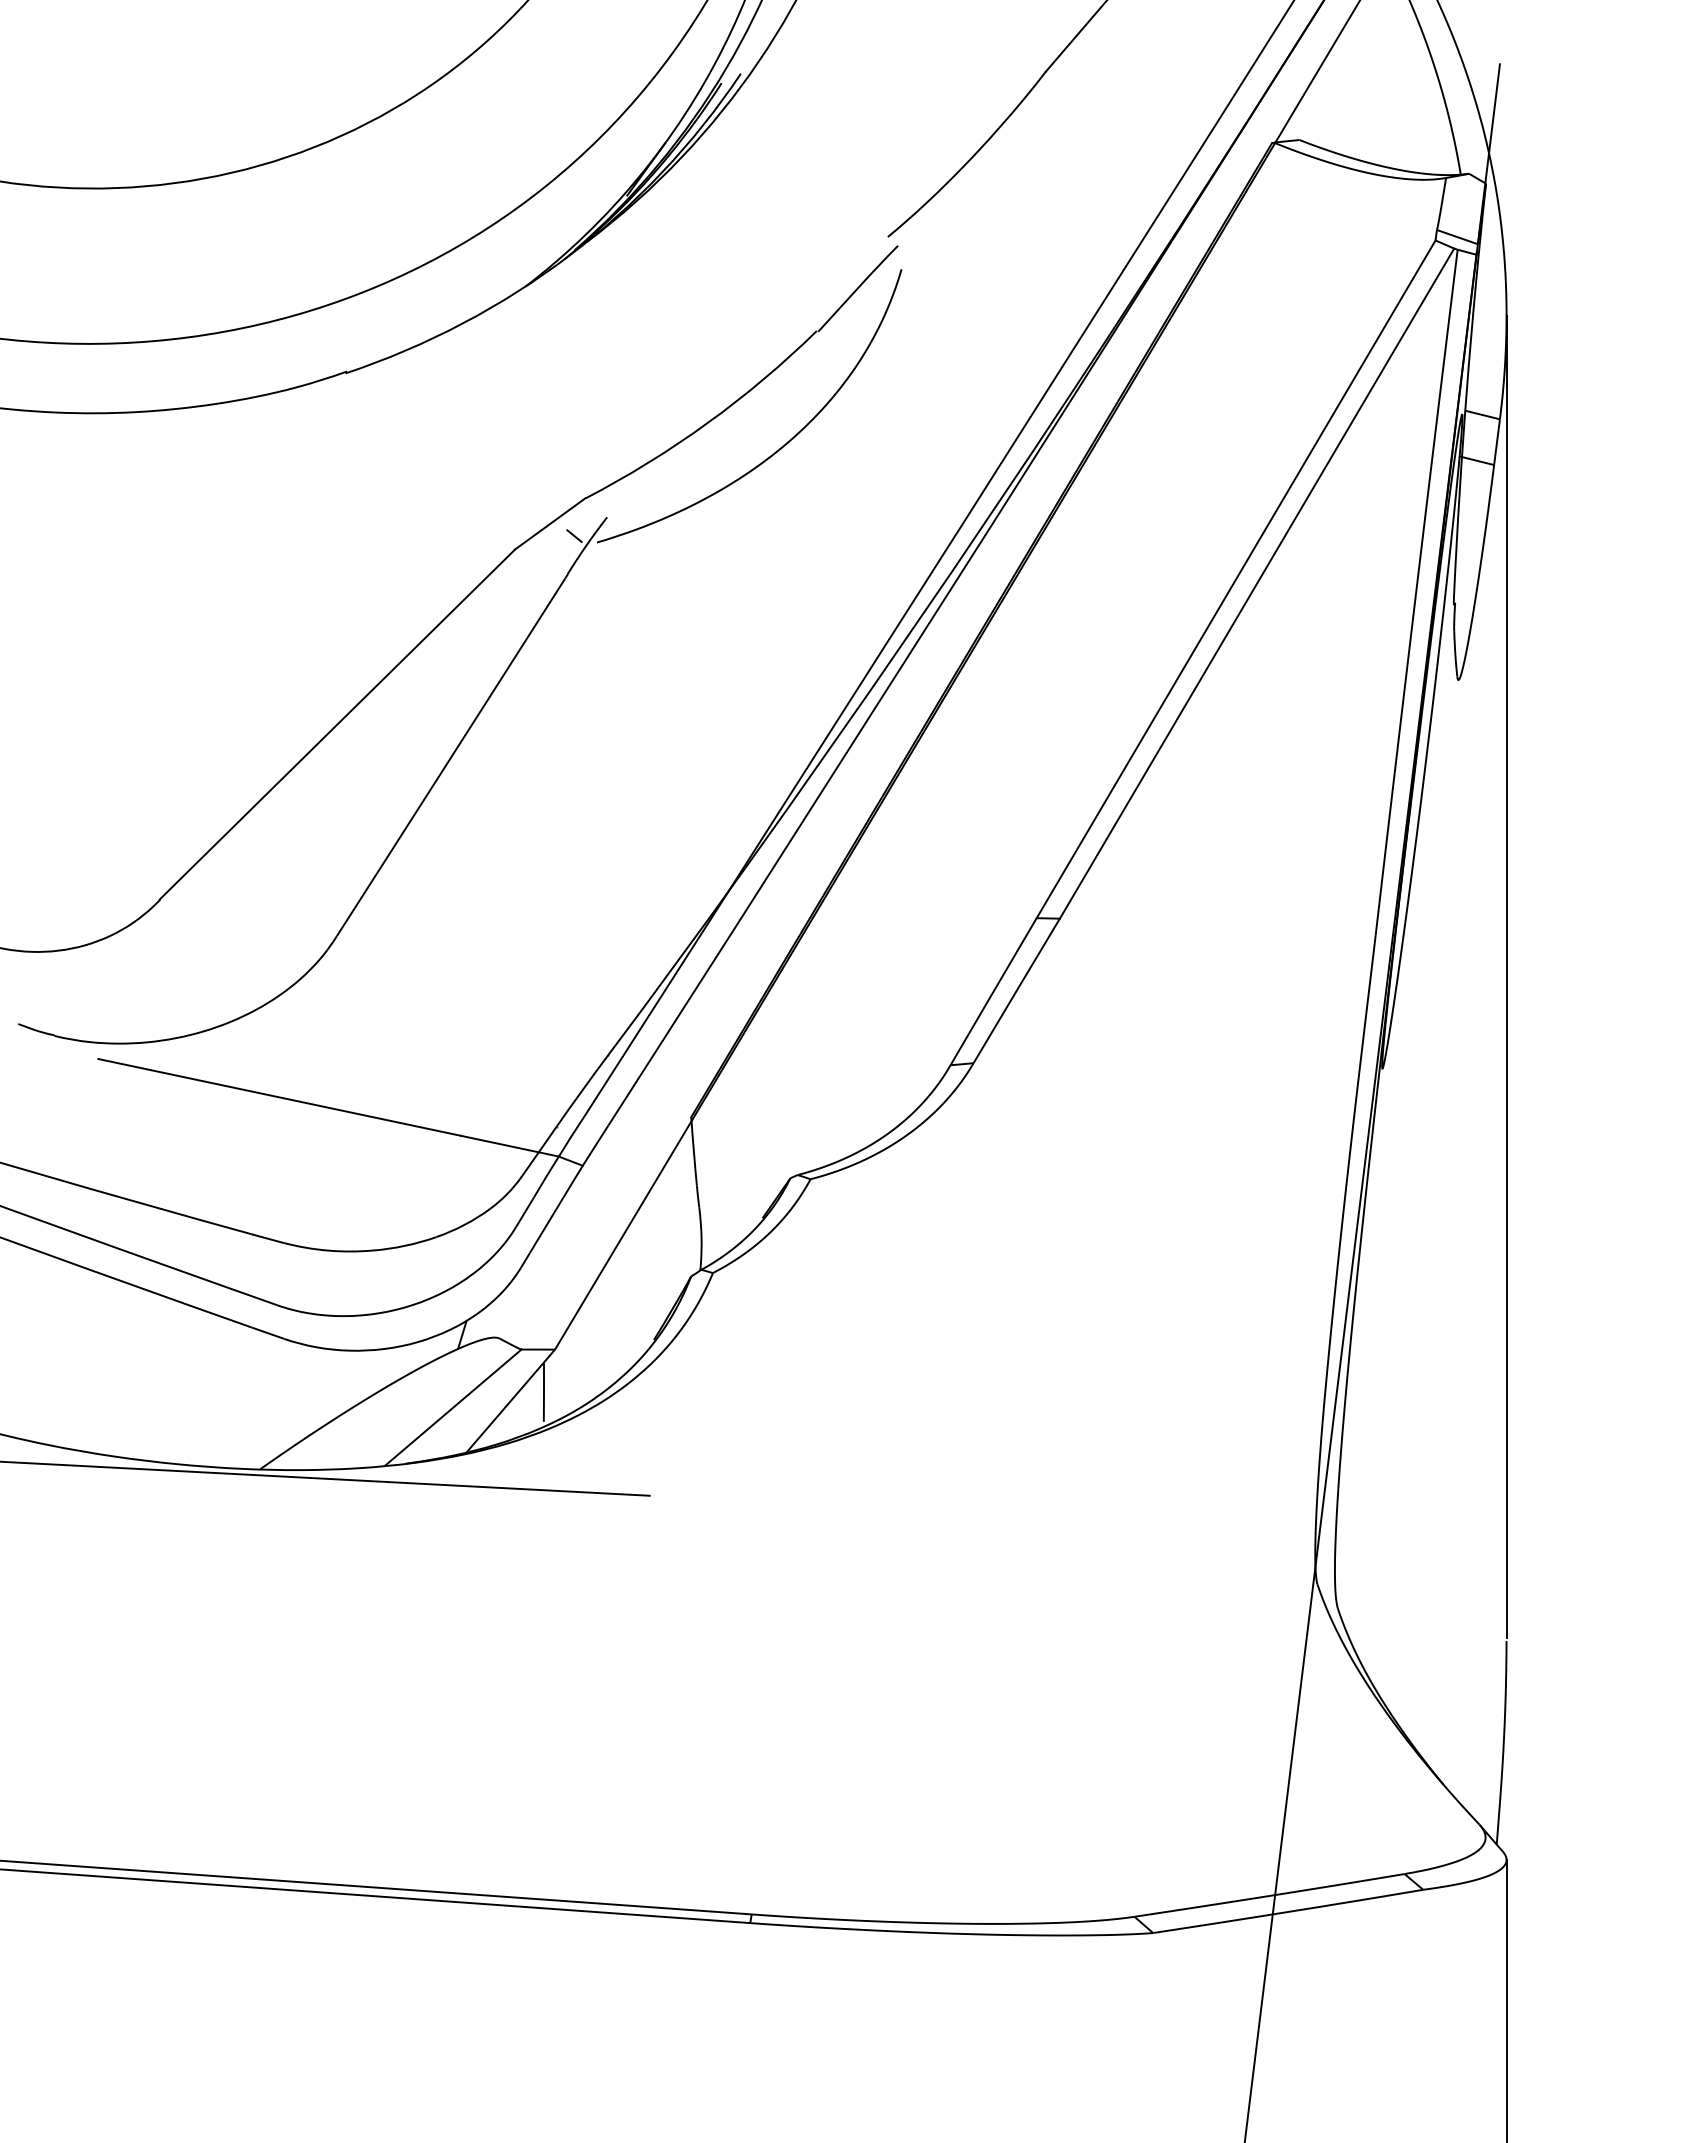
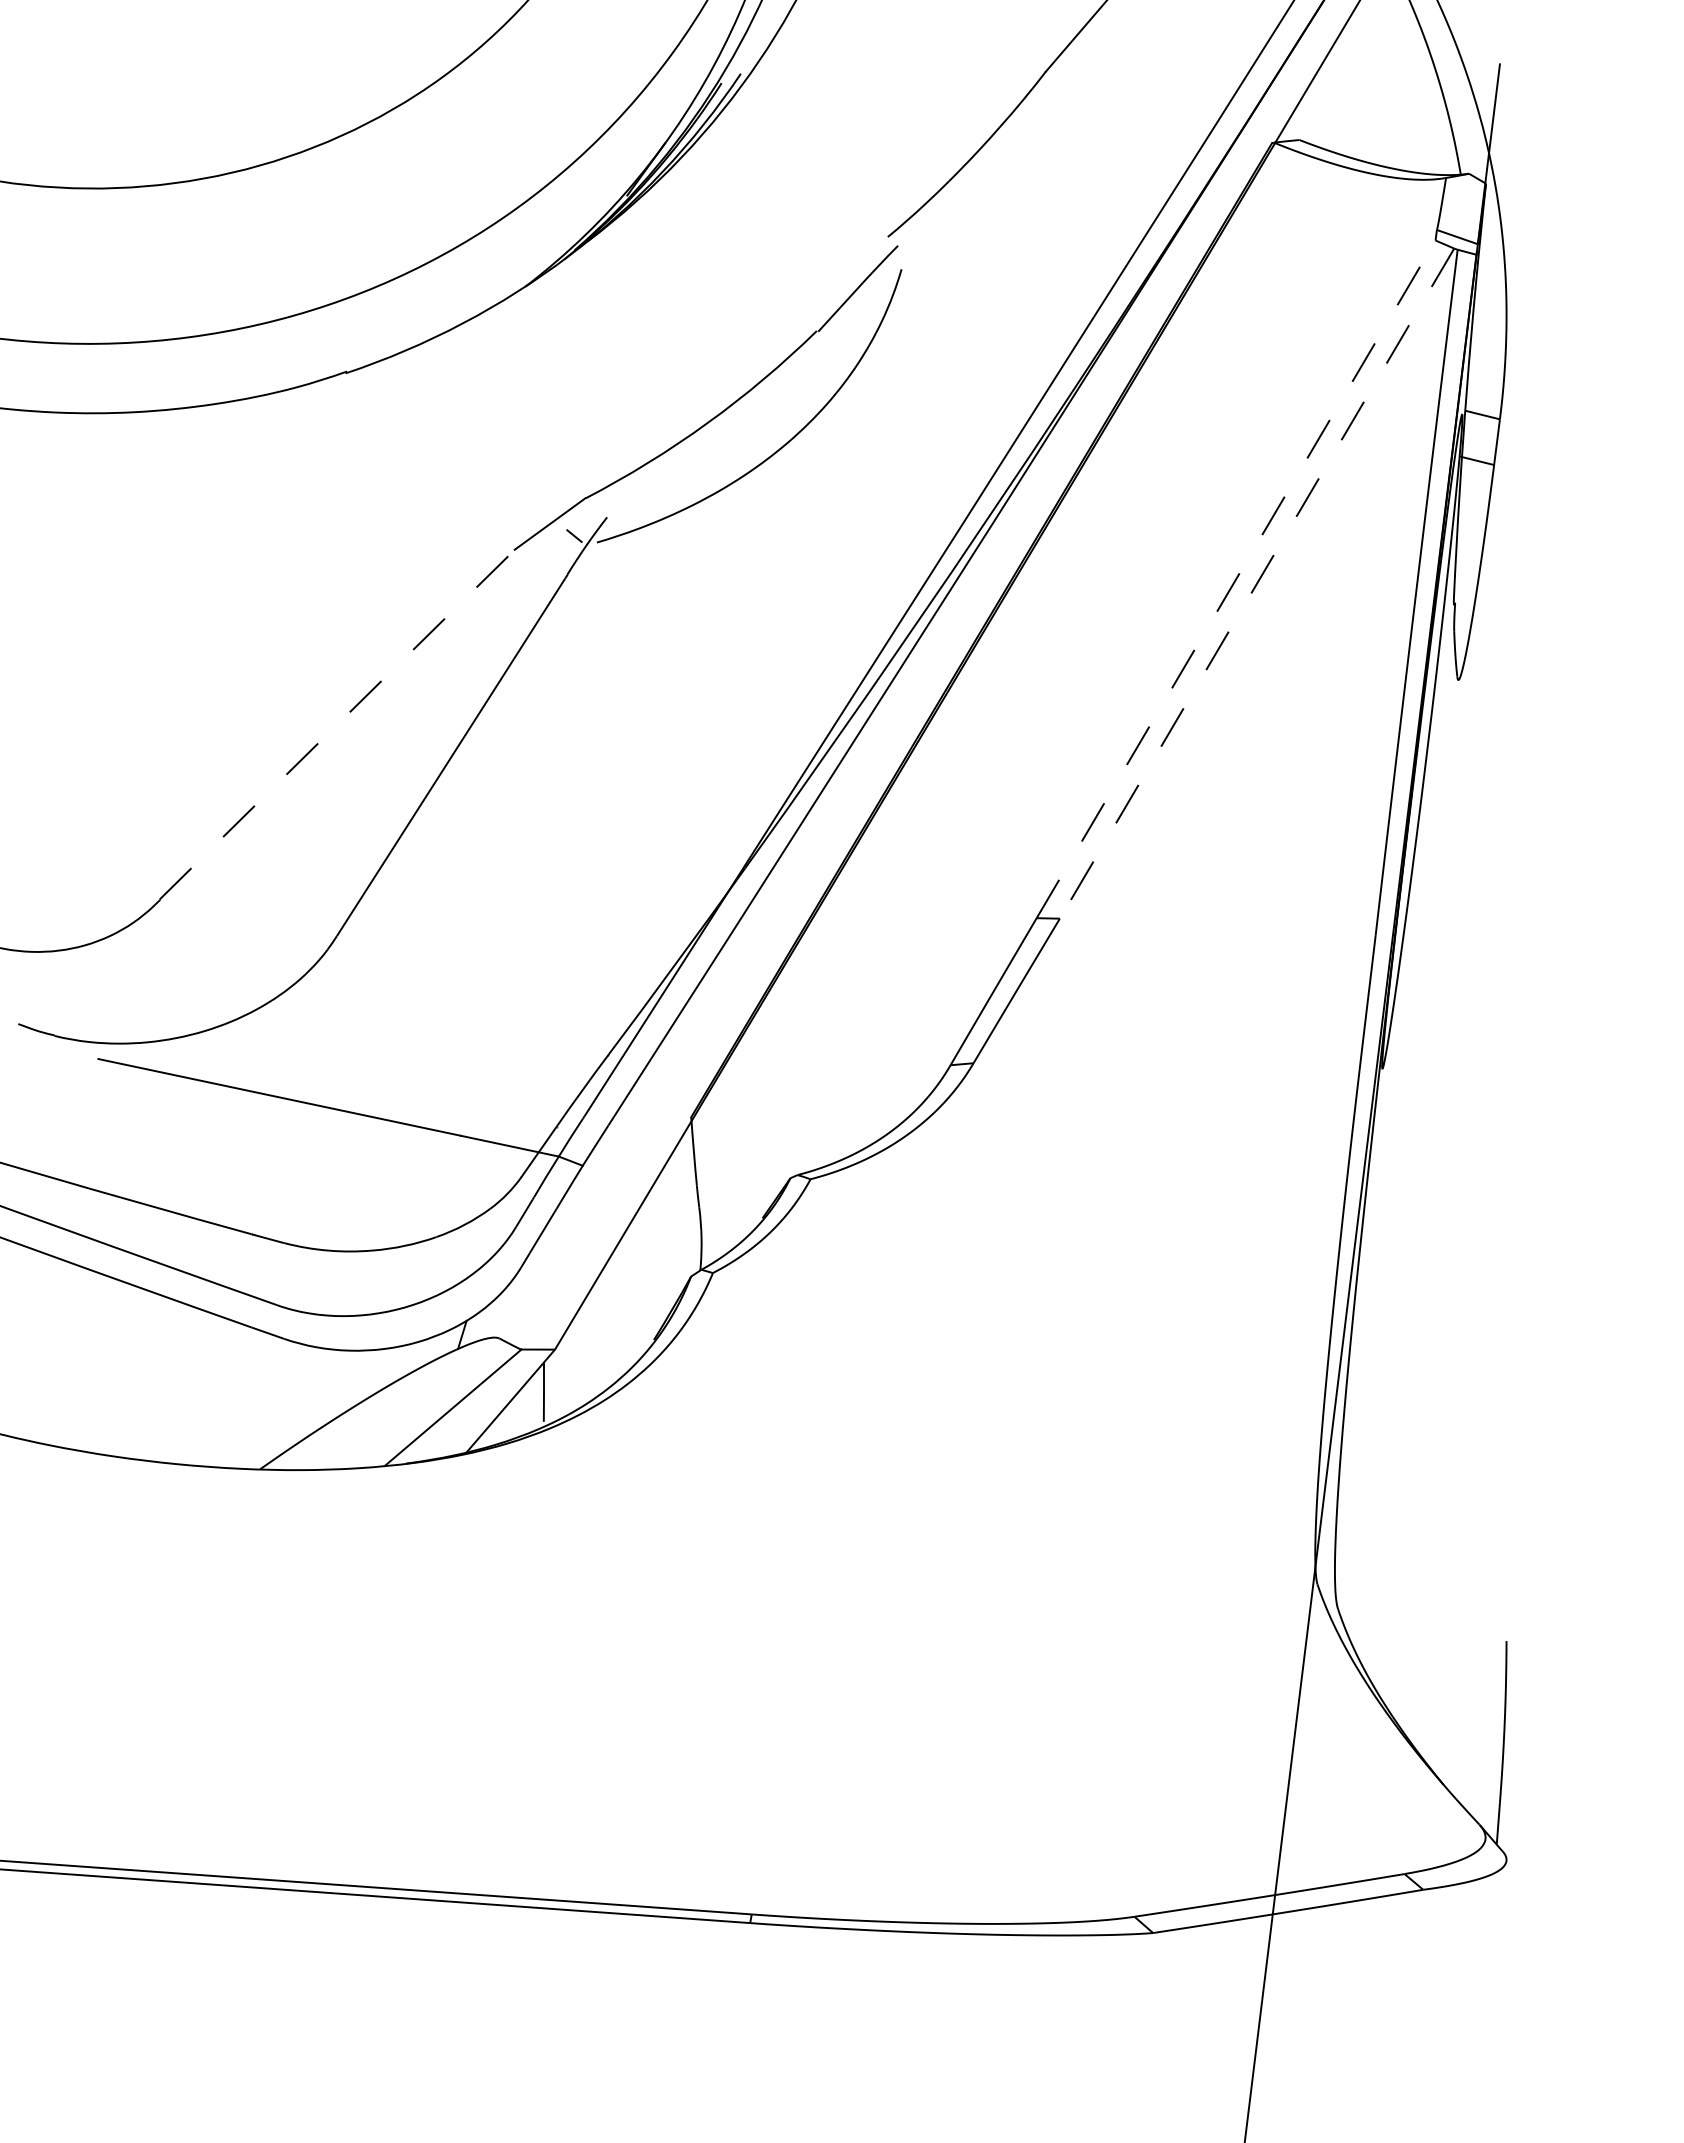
line: solid -> dashed (1236, 578)
line: solid -> dashed (1257, 583)
line: solid -> dashed (337, 724)
line: present -> none (1506, 976)
line: present -> none (325, 1478)
line: present -> none (1506, 1999)
